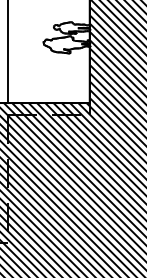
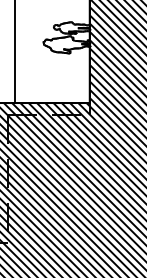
line position: (7, 52) -> (14, 52) (14, 52)
